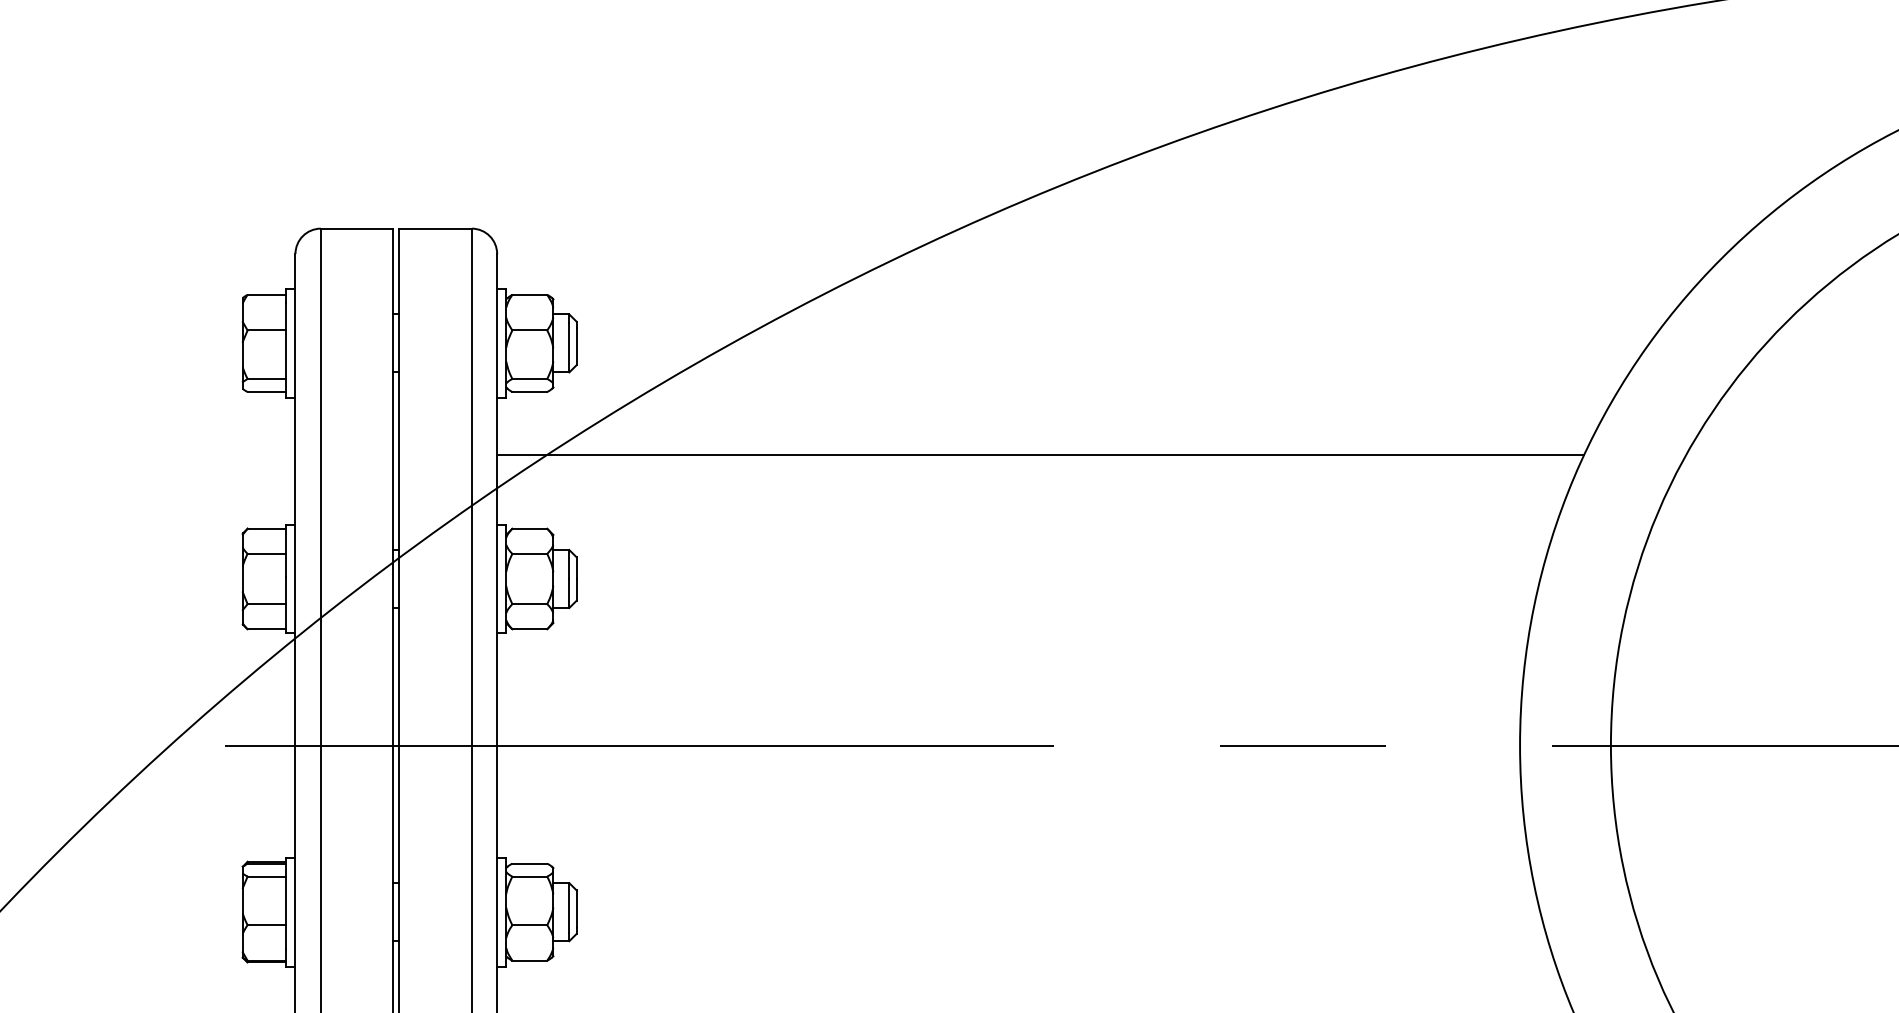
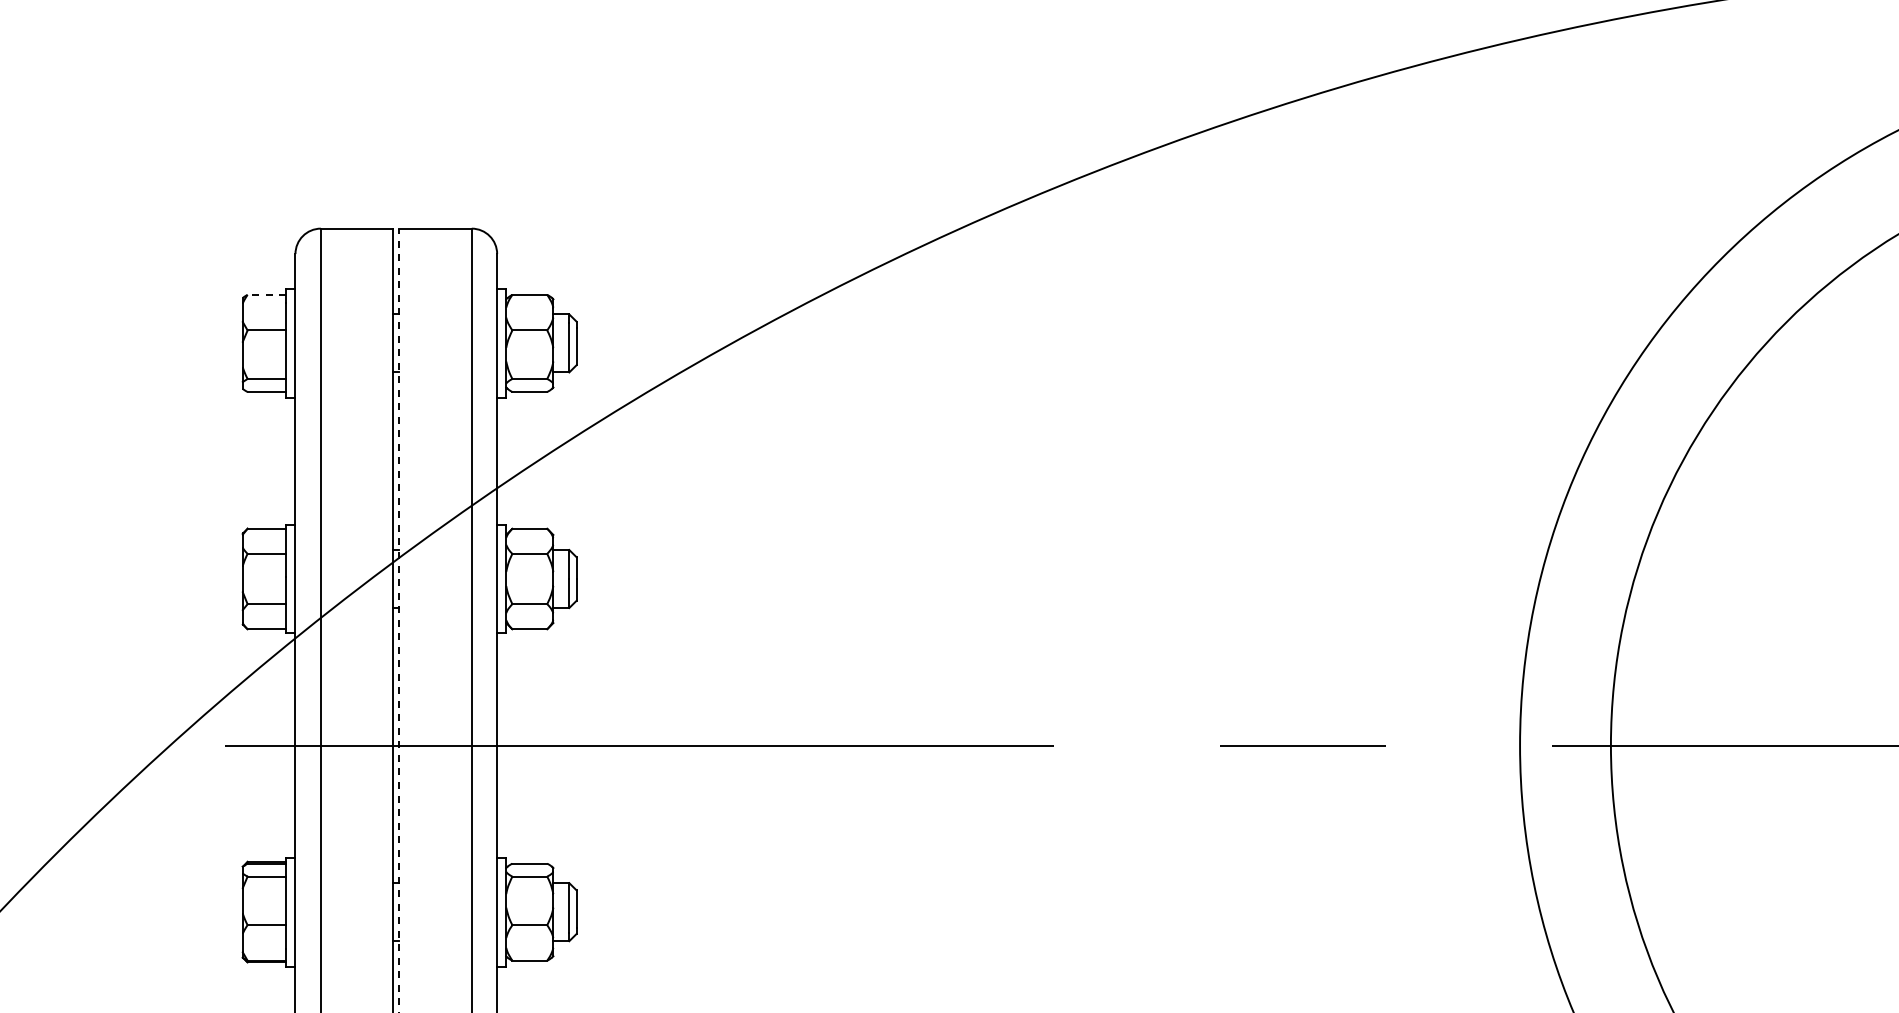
line: solid -> dashed (266, 294)
line: present -> none (1040, 455)
line: solid -> dashed (399, 620)
